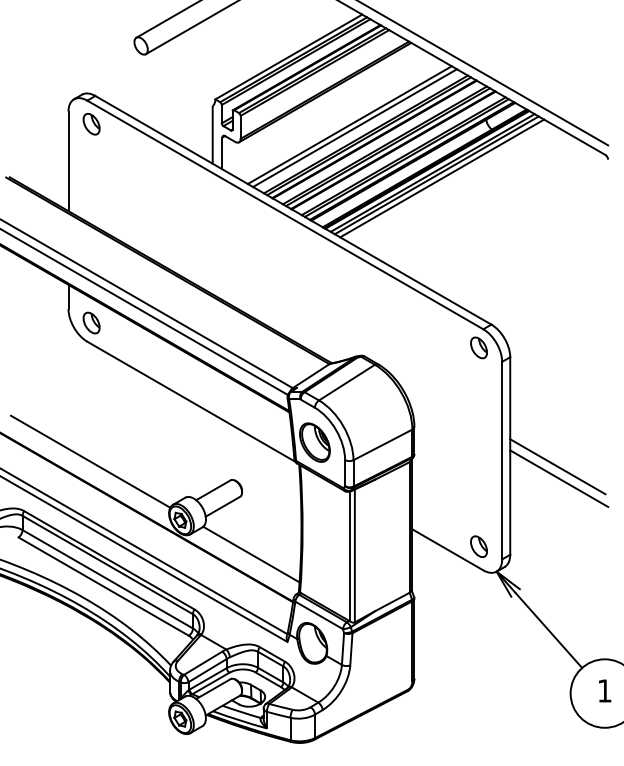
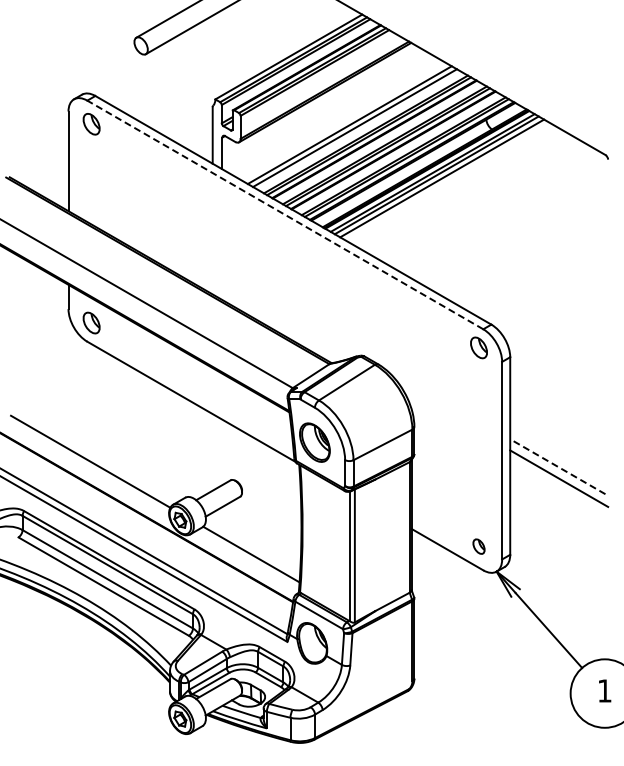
line: present -> none (484, 73)
line: solid -> dashed (285, 214)
line: present -> none (144, 312)
line: solid -> dashed (557, 466)
part size: 18x23 px -> 14x17 px (478, 546)
